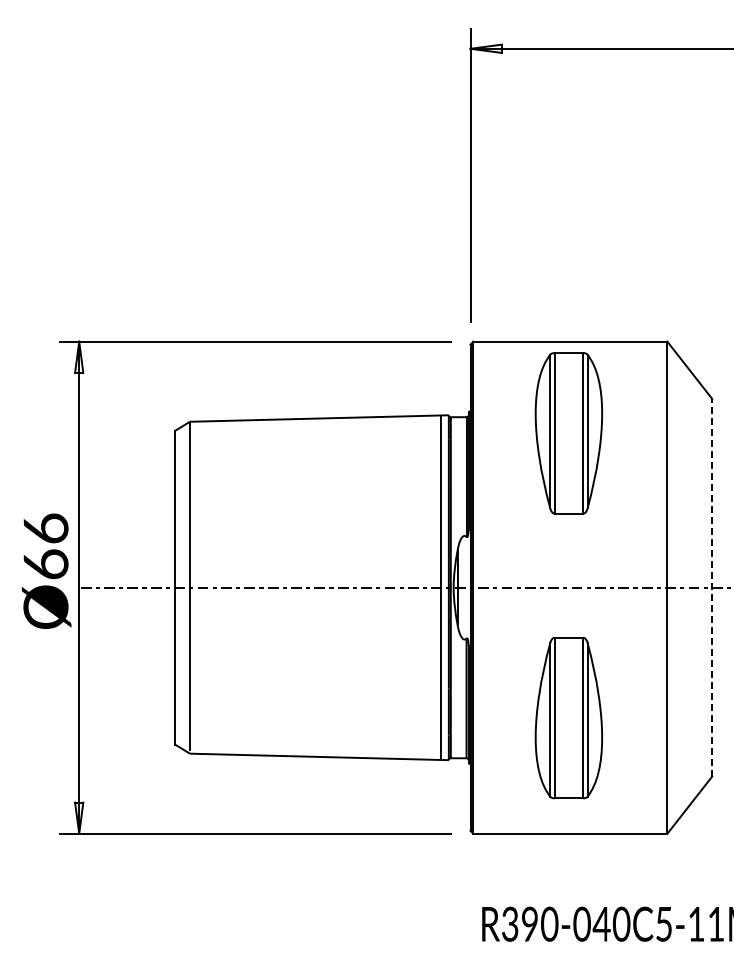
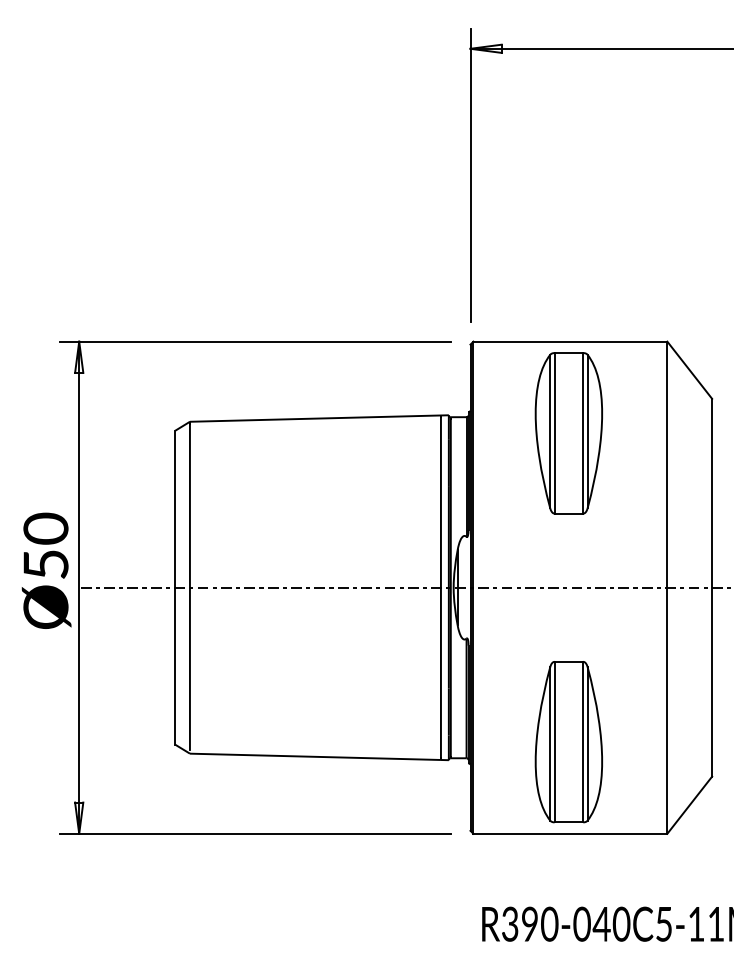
text: Ø66 -> Ø50 (45, 545)
line: dashed -> solid (712, 587)
part position: (568, 718) -> (568, 742) (568, 742)
